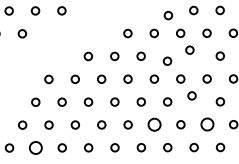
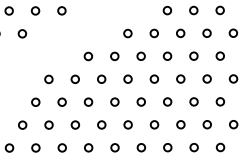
circle position: (168, 15) -> (167, 10) (167, 10)
circle position: (189, 49) -> (193, 55) (193, 55)
circle position: (167, 60) -> (167, 55) (167, 55)
circle position: (191, 95) -> (193, 101) (193, 101)
circle size: 15x15 px -> 11x10 px (154, 124)
circle size: 15x15 px -> 10x10 px (206, 124)
circle size: 14x14 px -> 10x10 px (35, 147)
